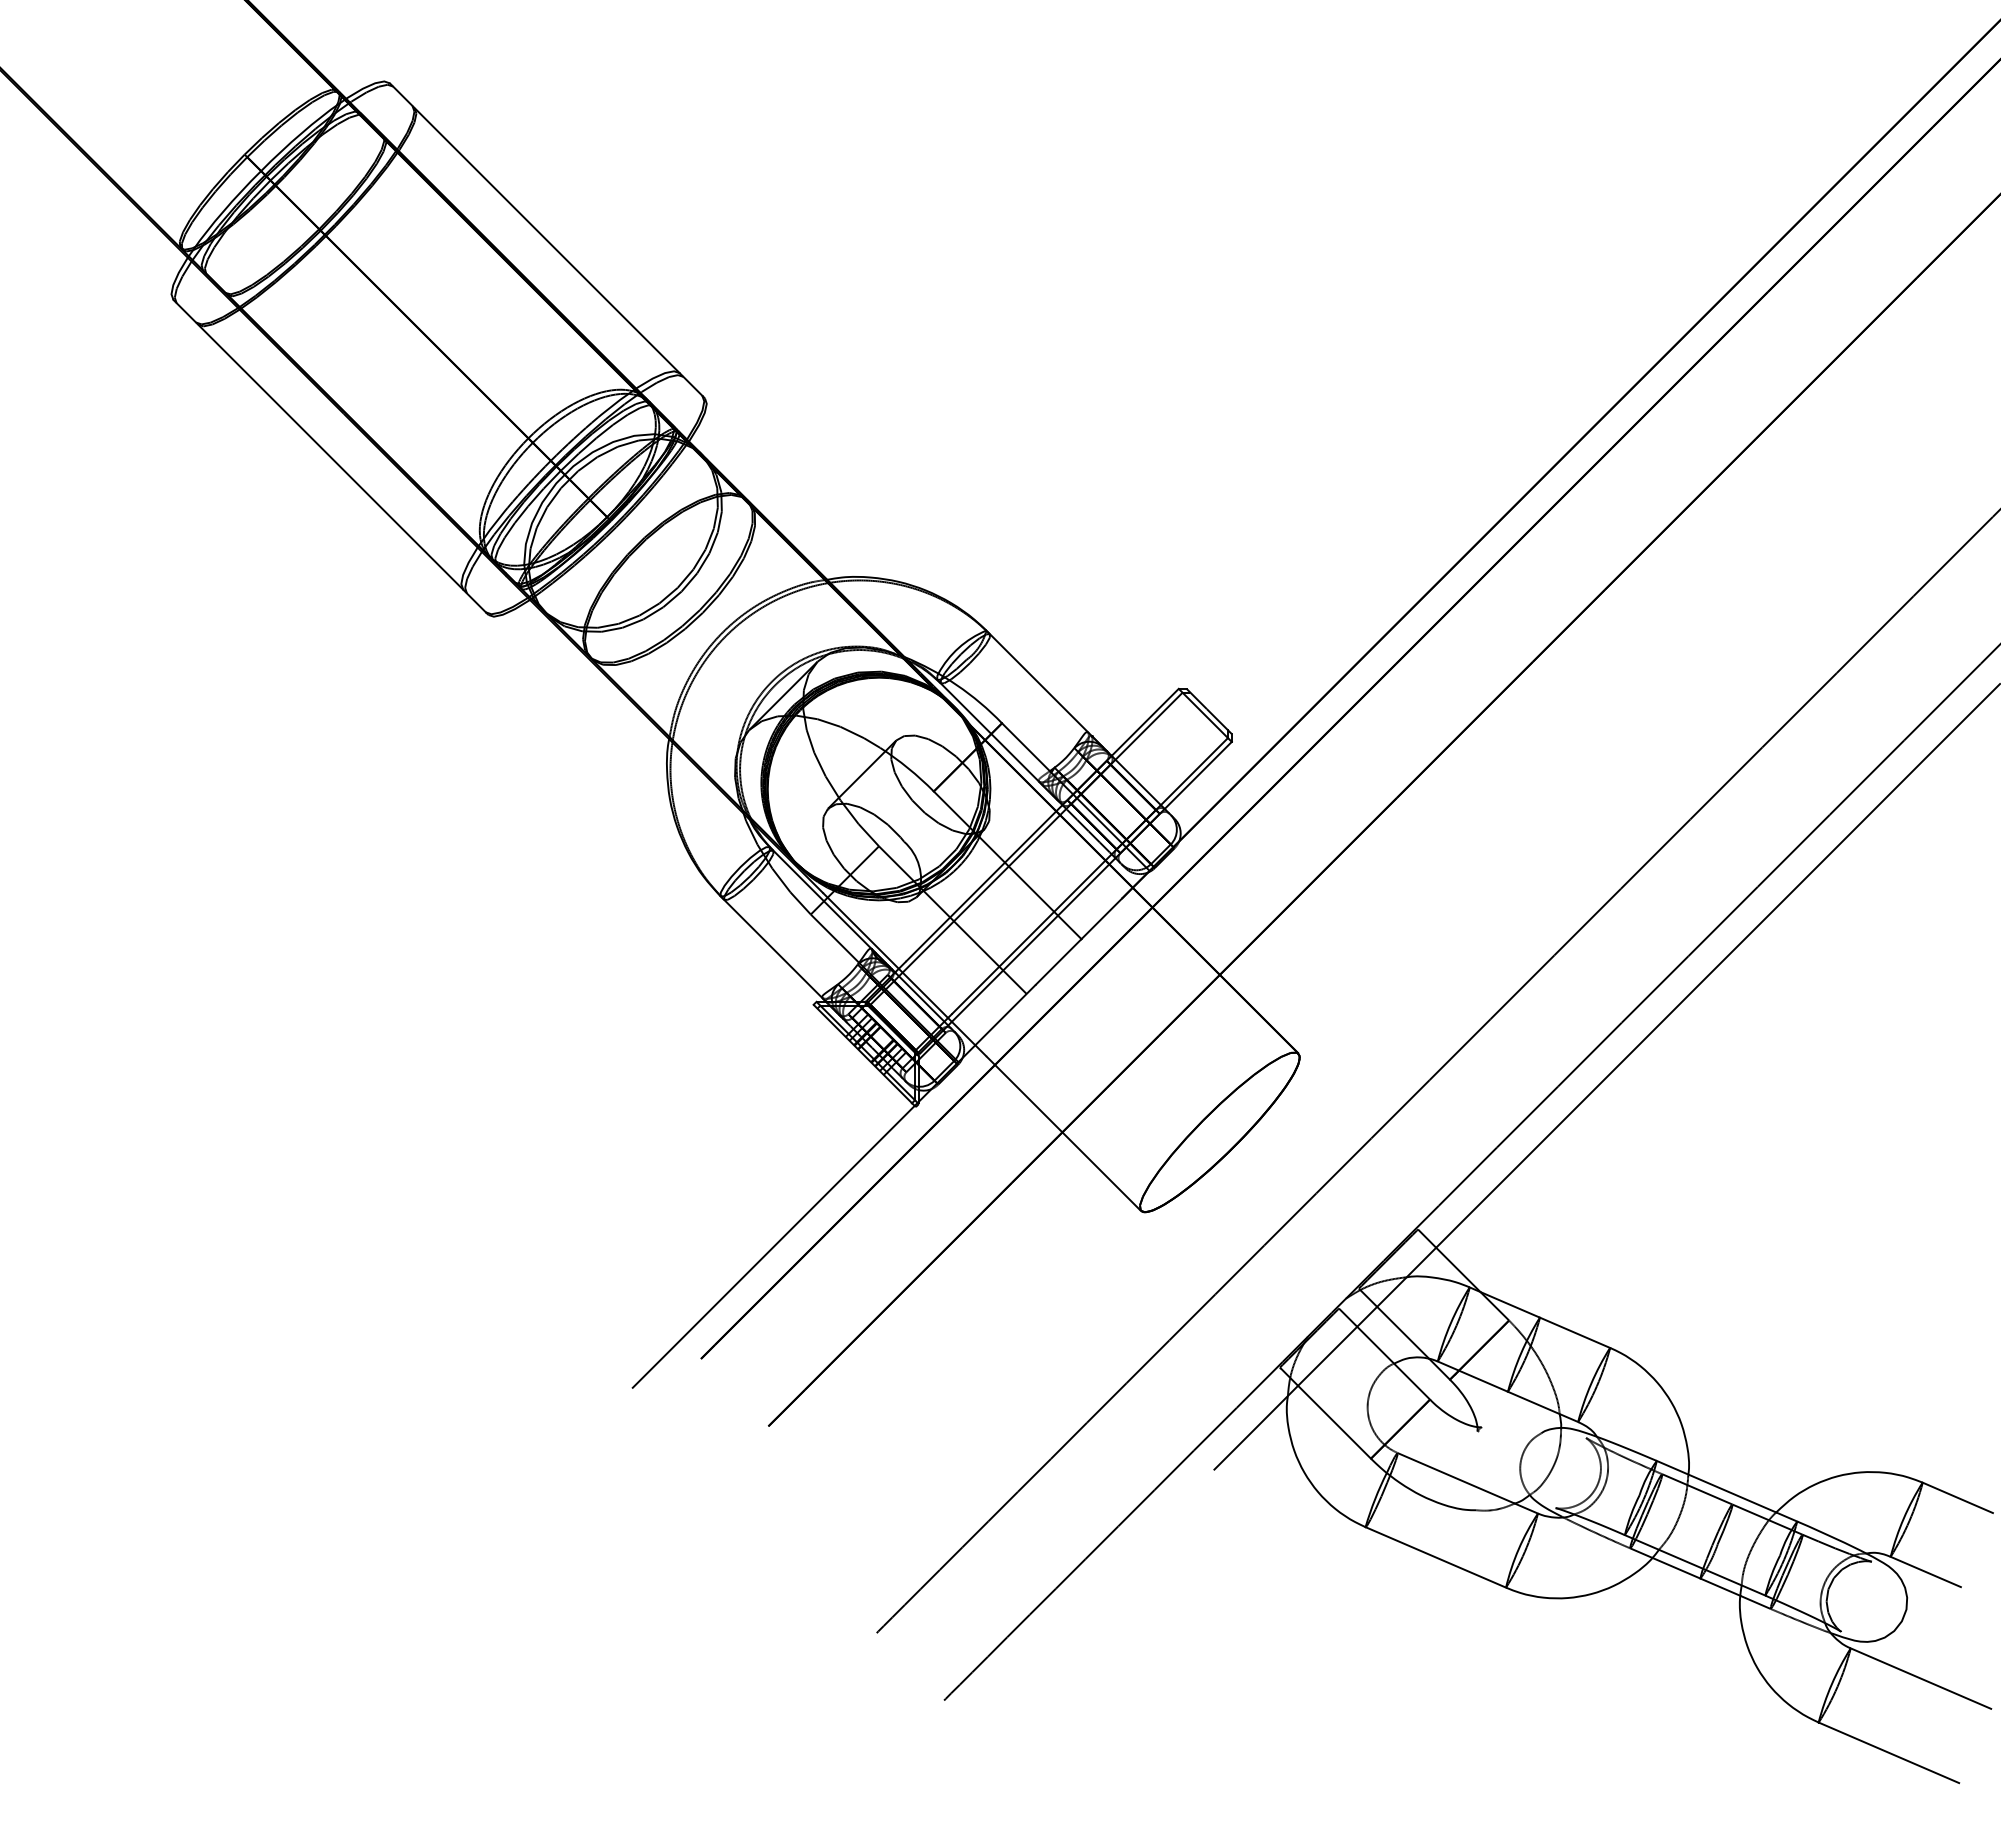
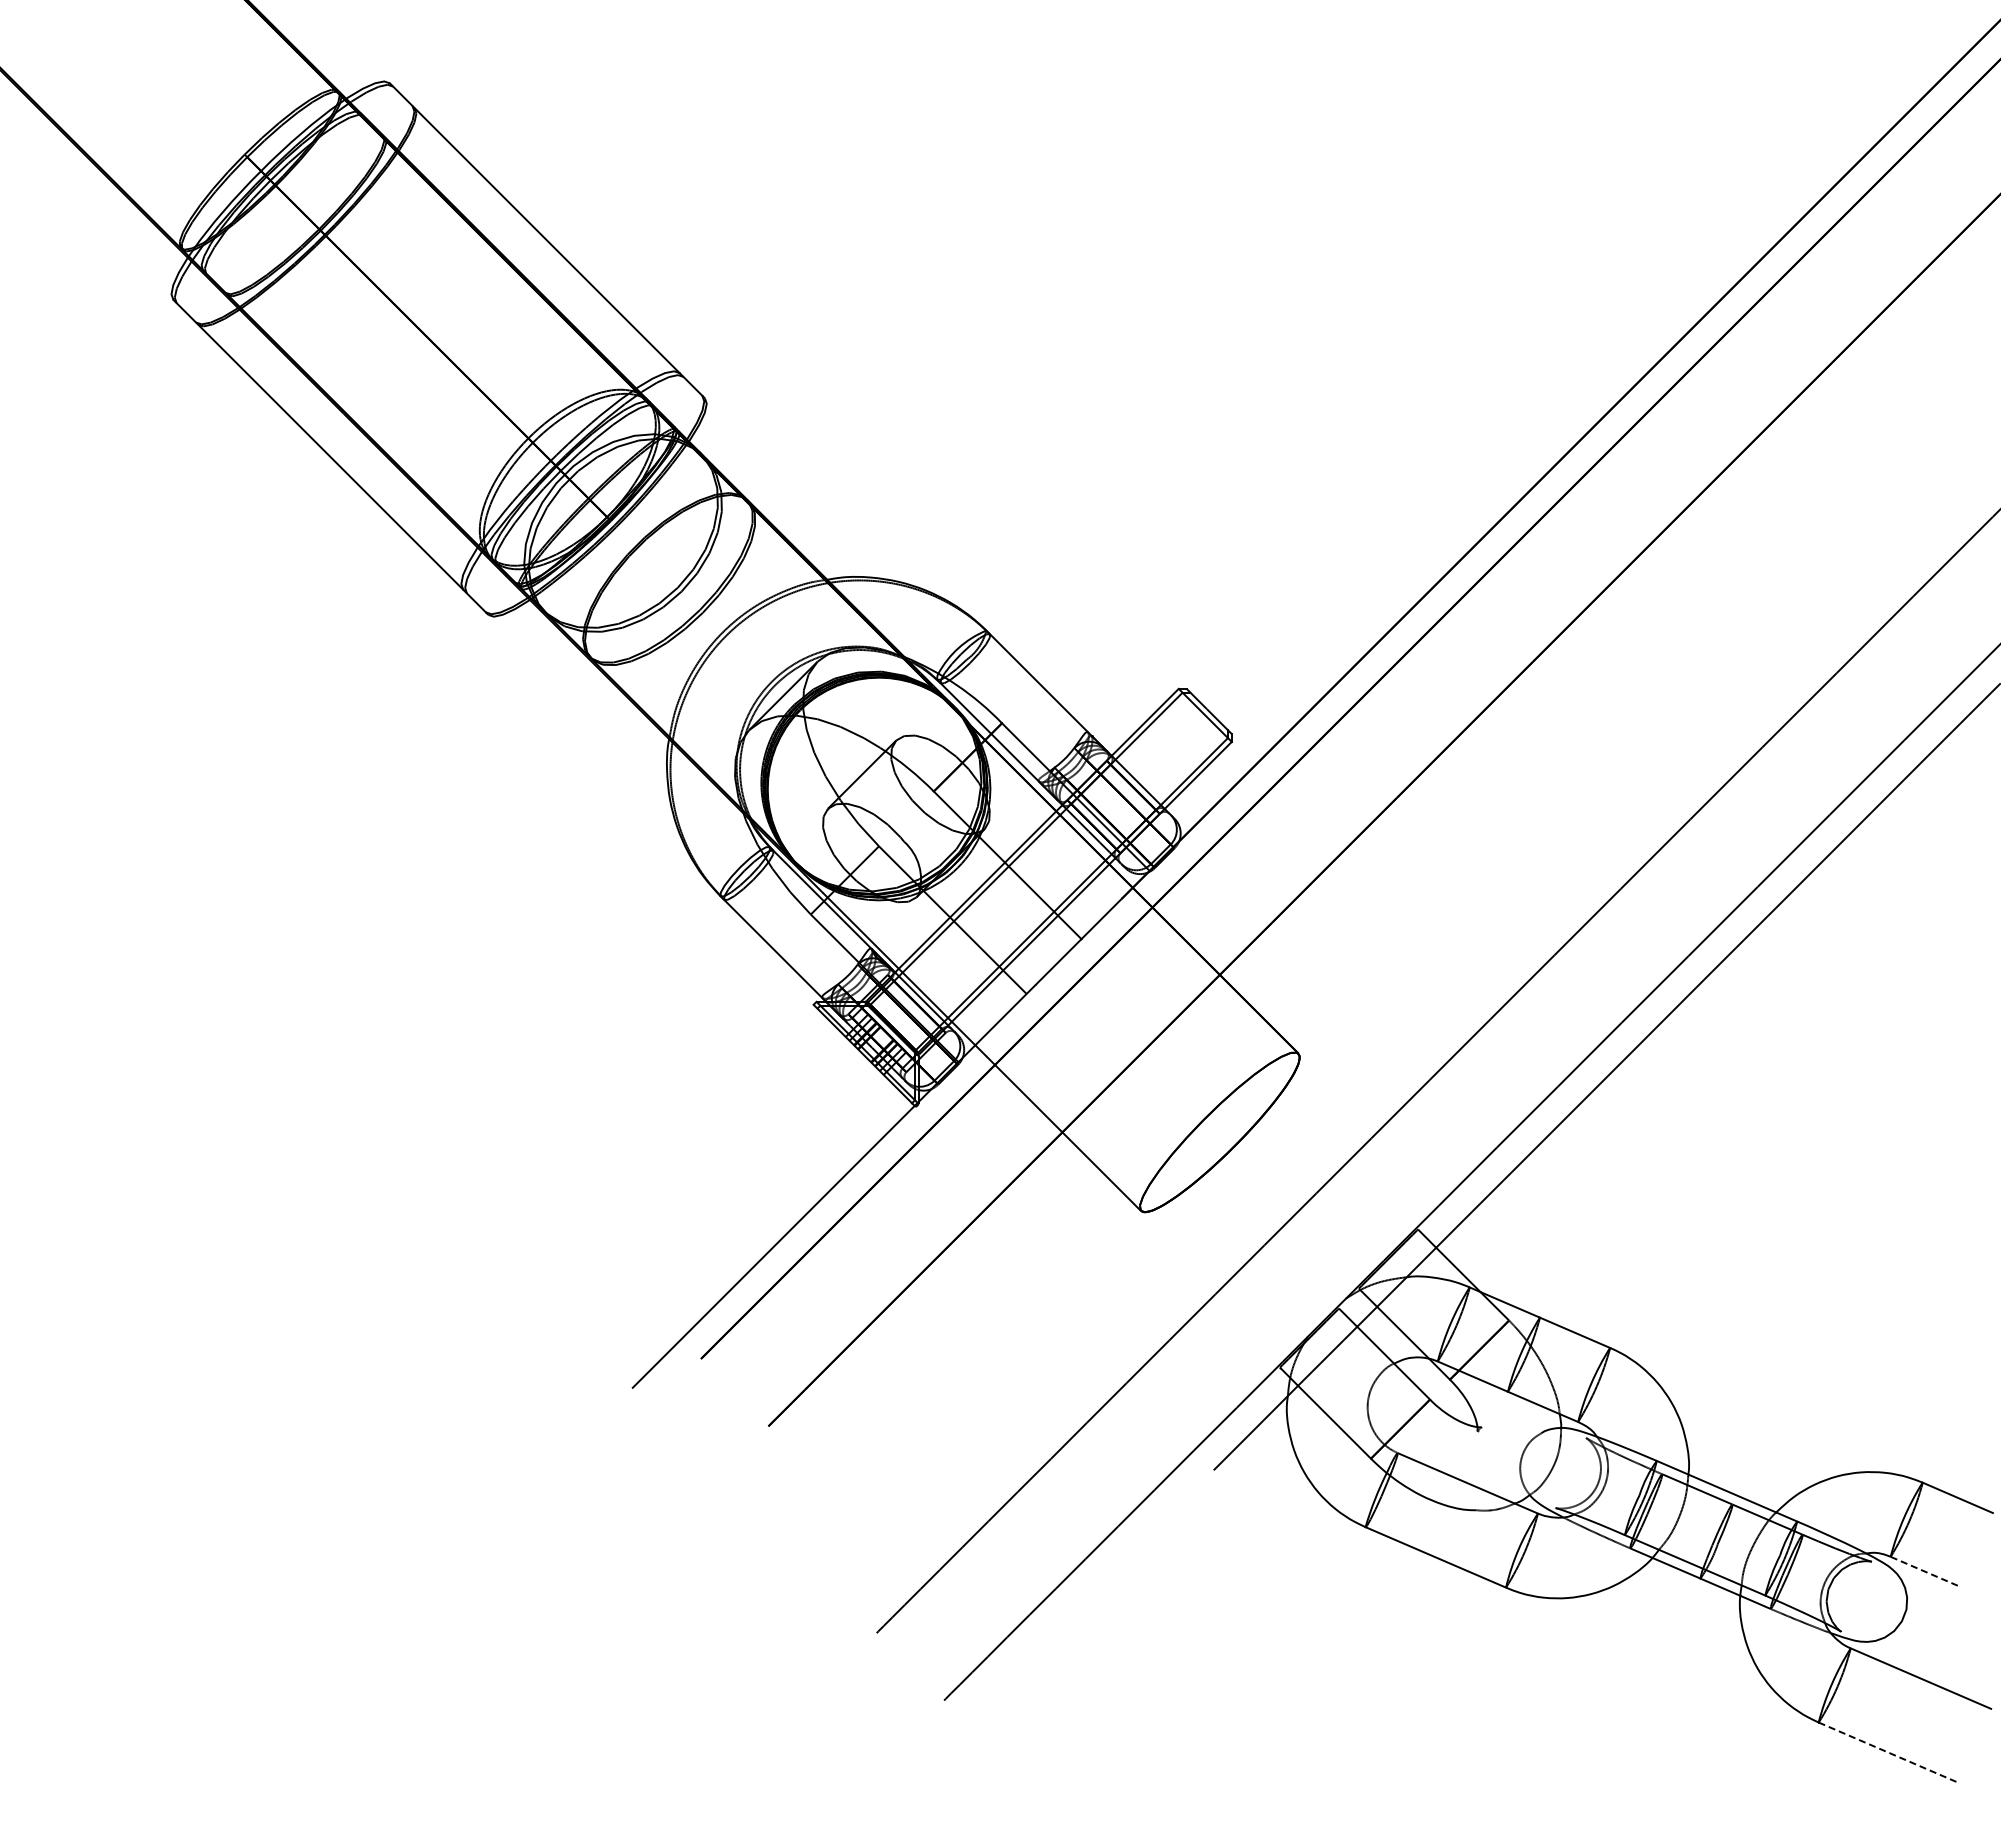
line: solid -> dashed (1926, 1572)
line: solid -> dashed (1889, 1752)
